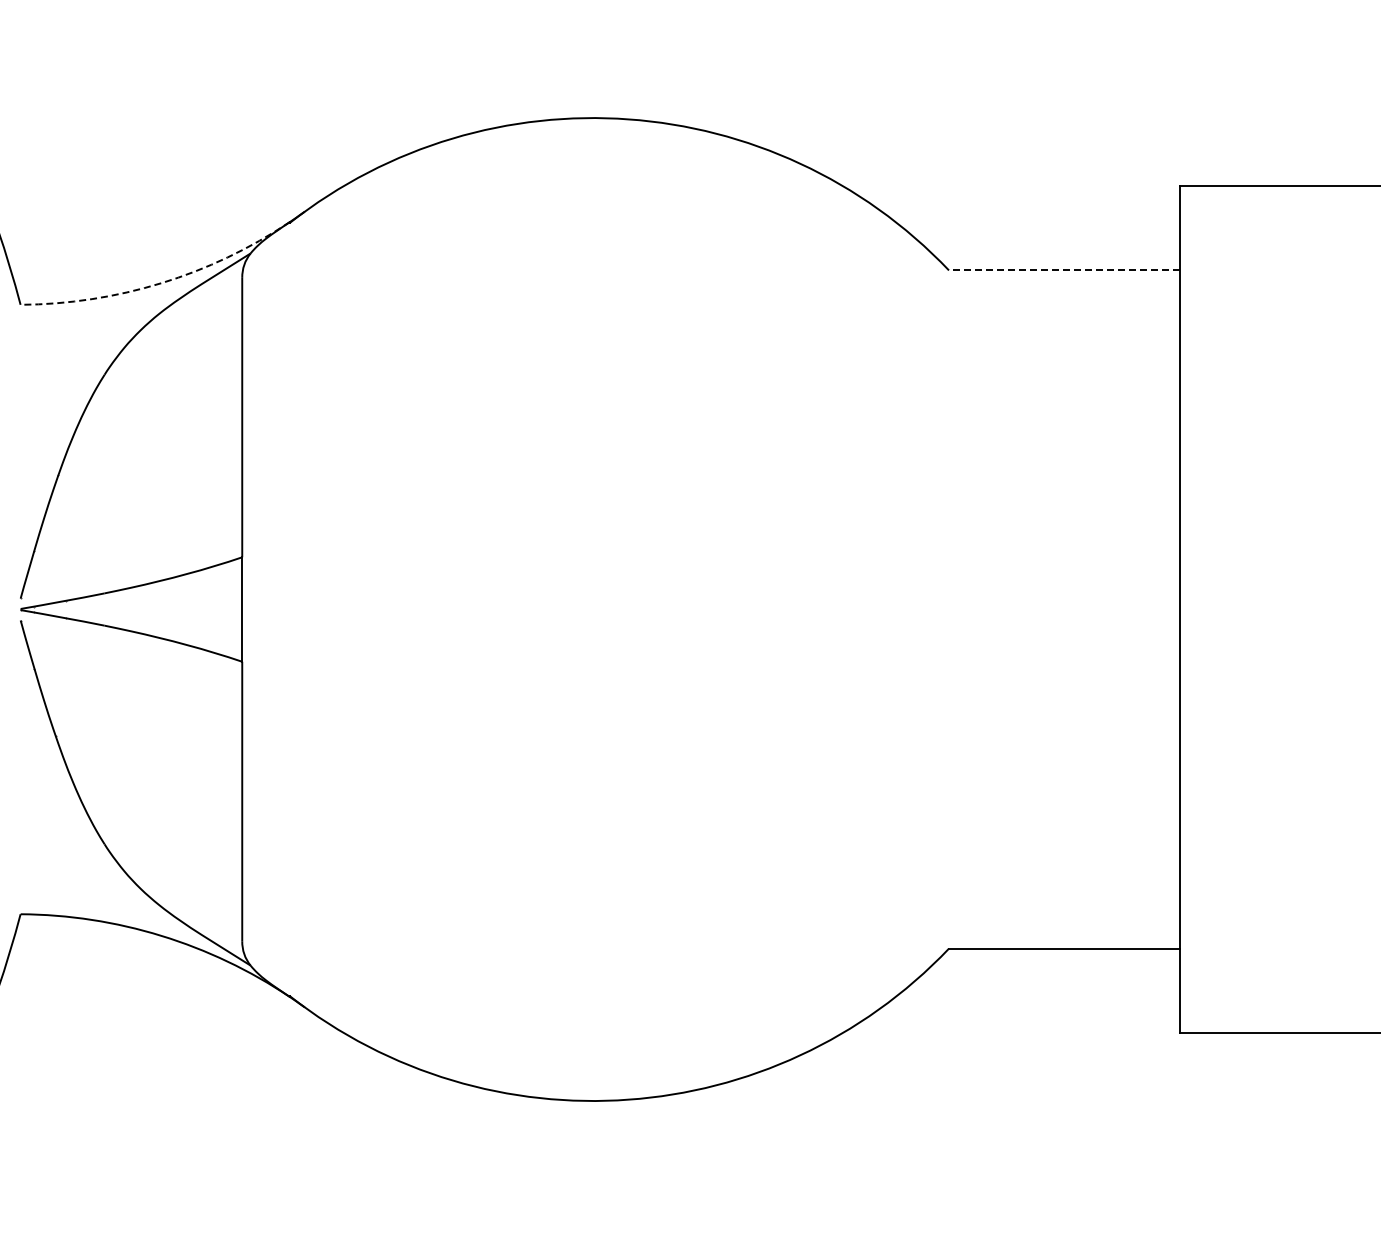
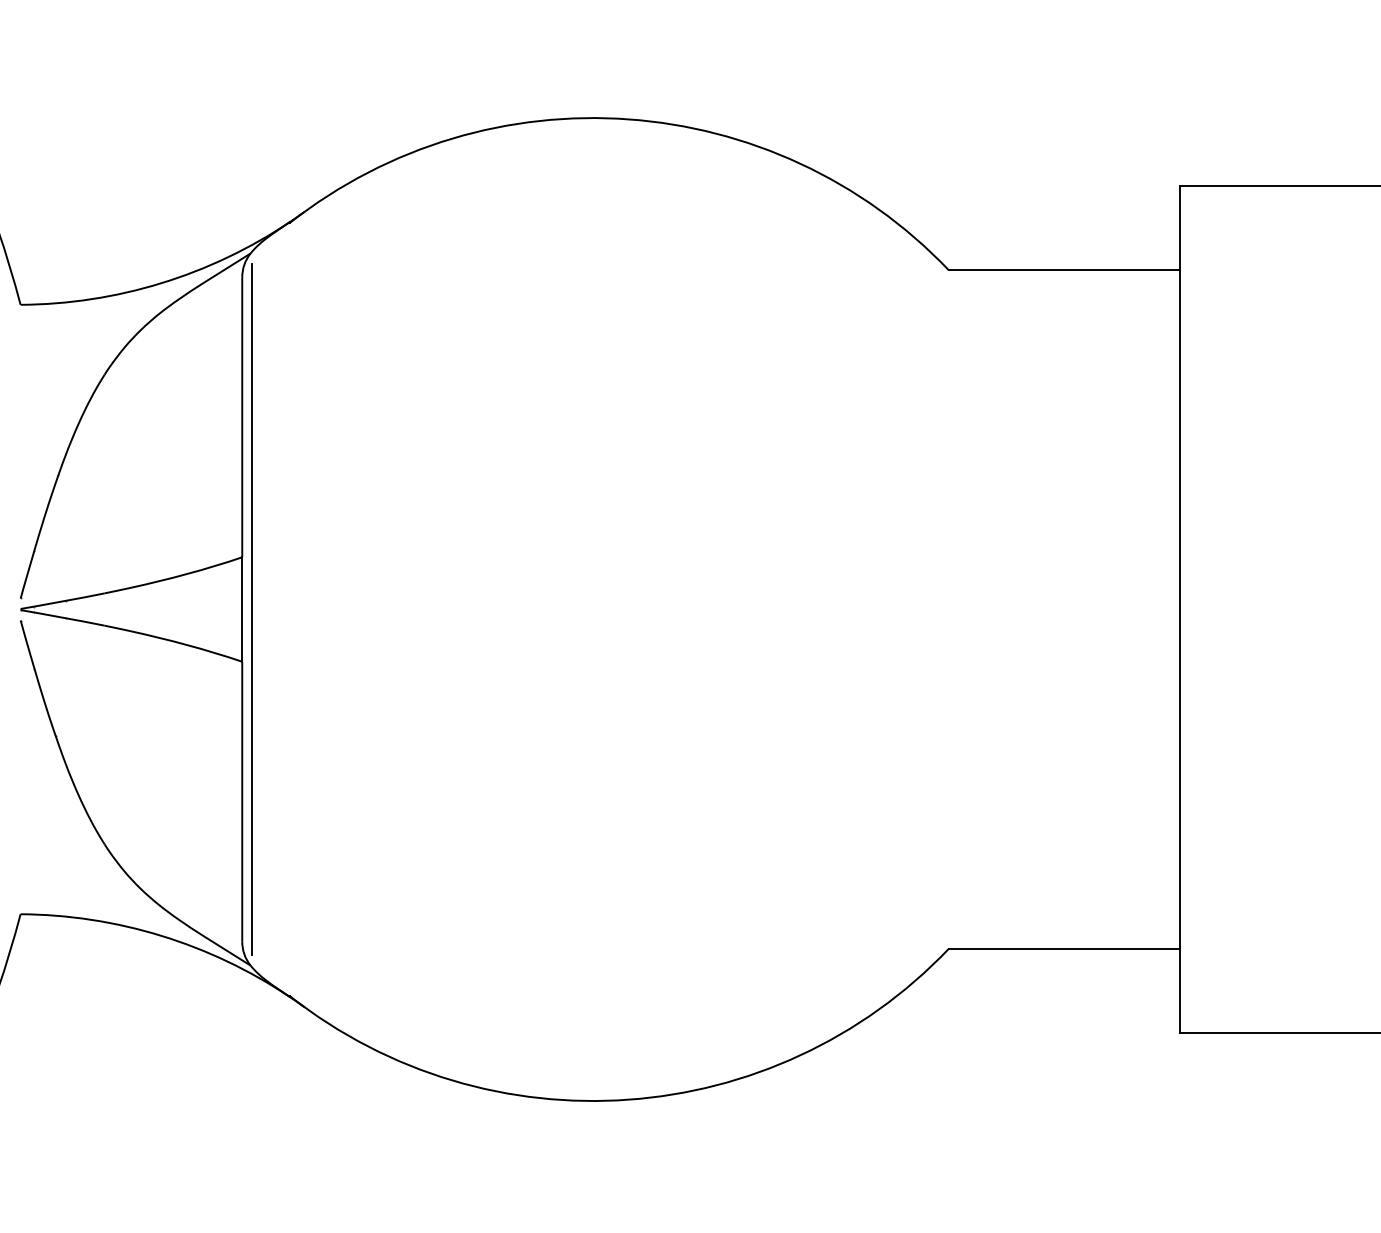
line: dashed -> solid (1063, 270)
arc: dashed -> solid (161, 283)
line: none -> present (251, 609)
